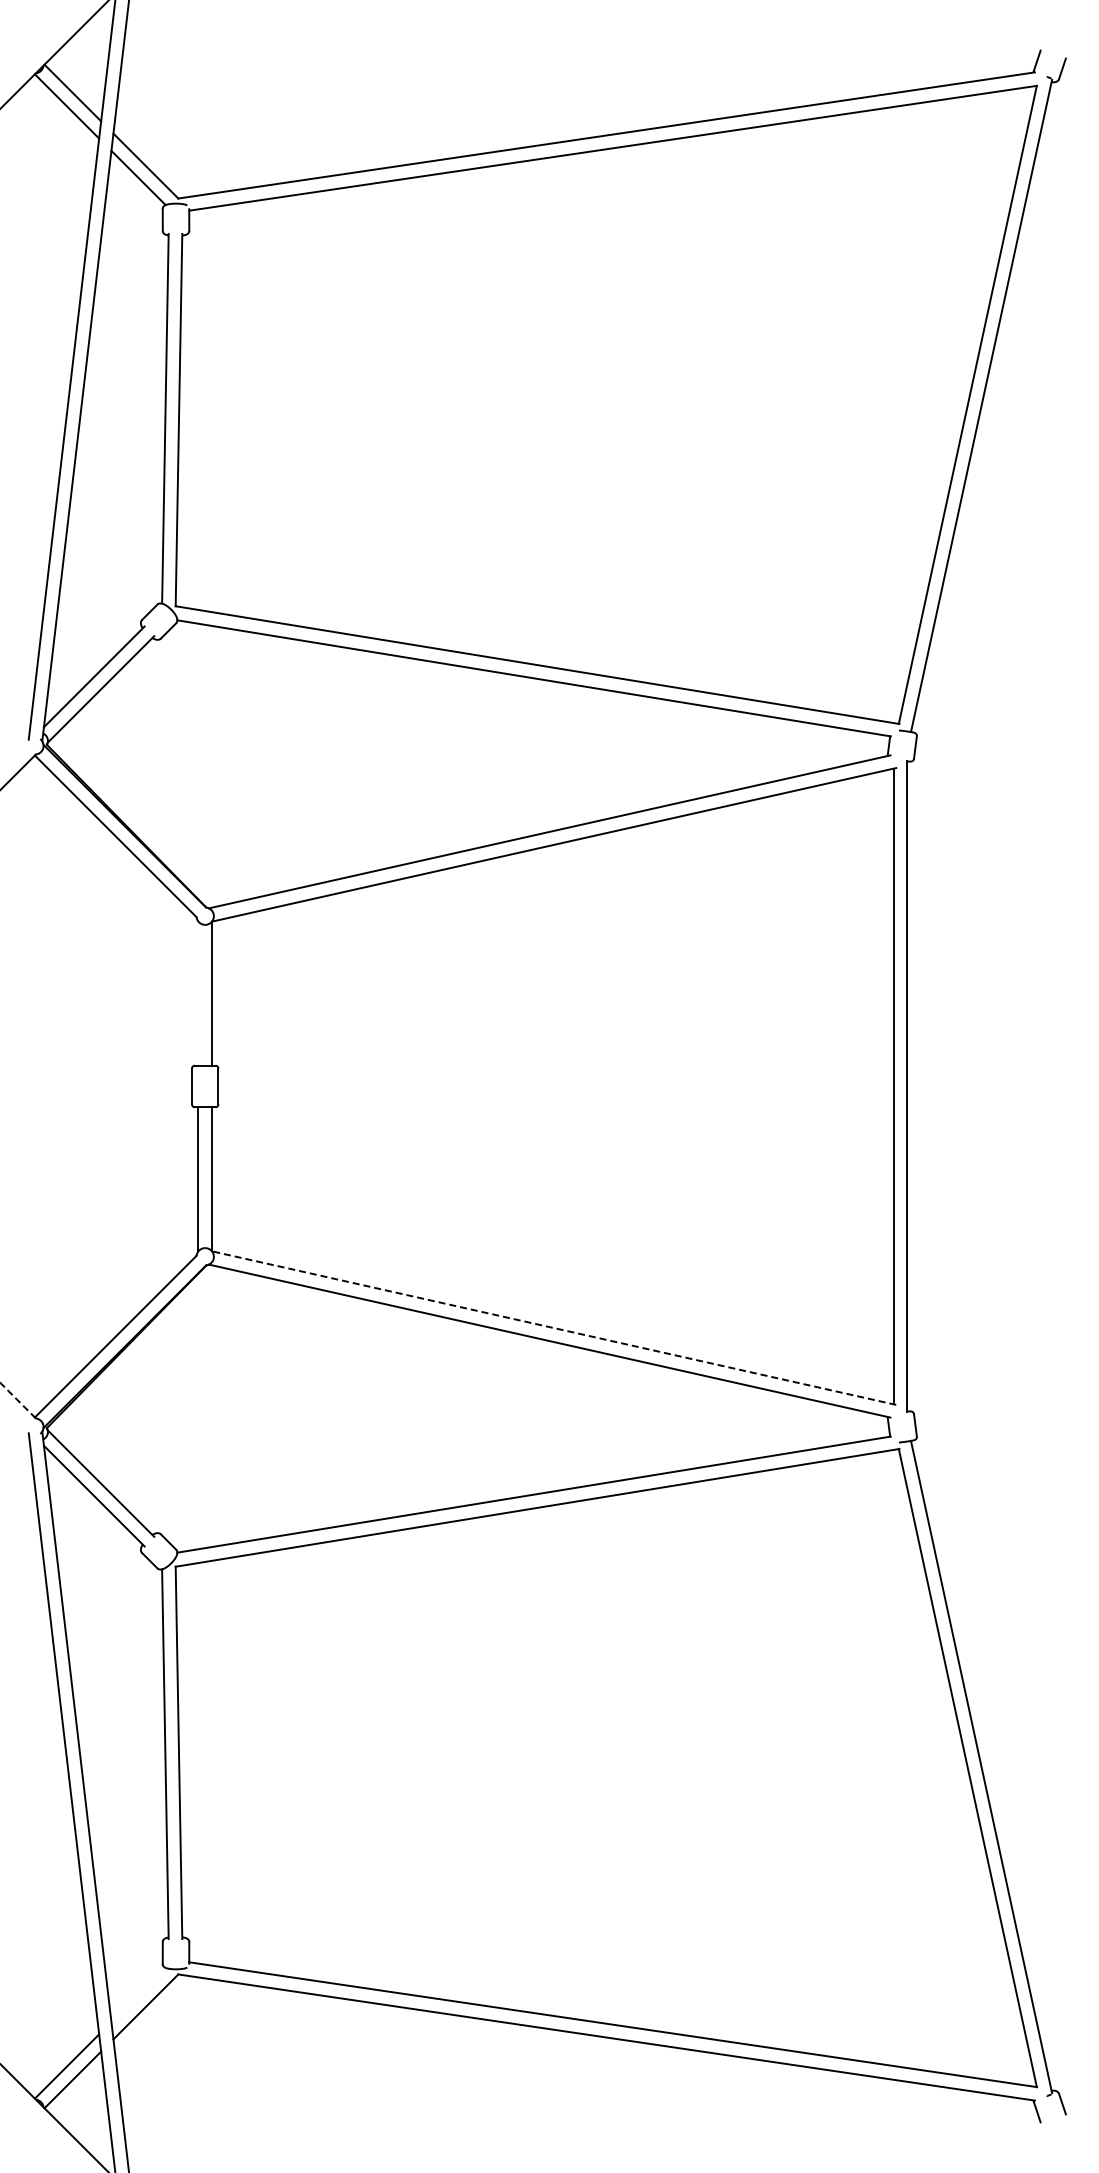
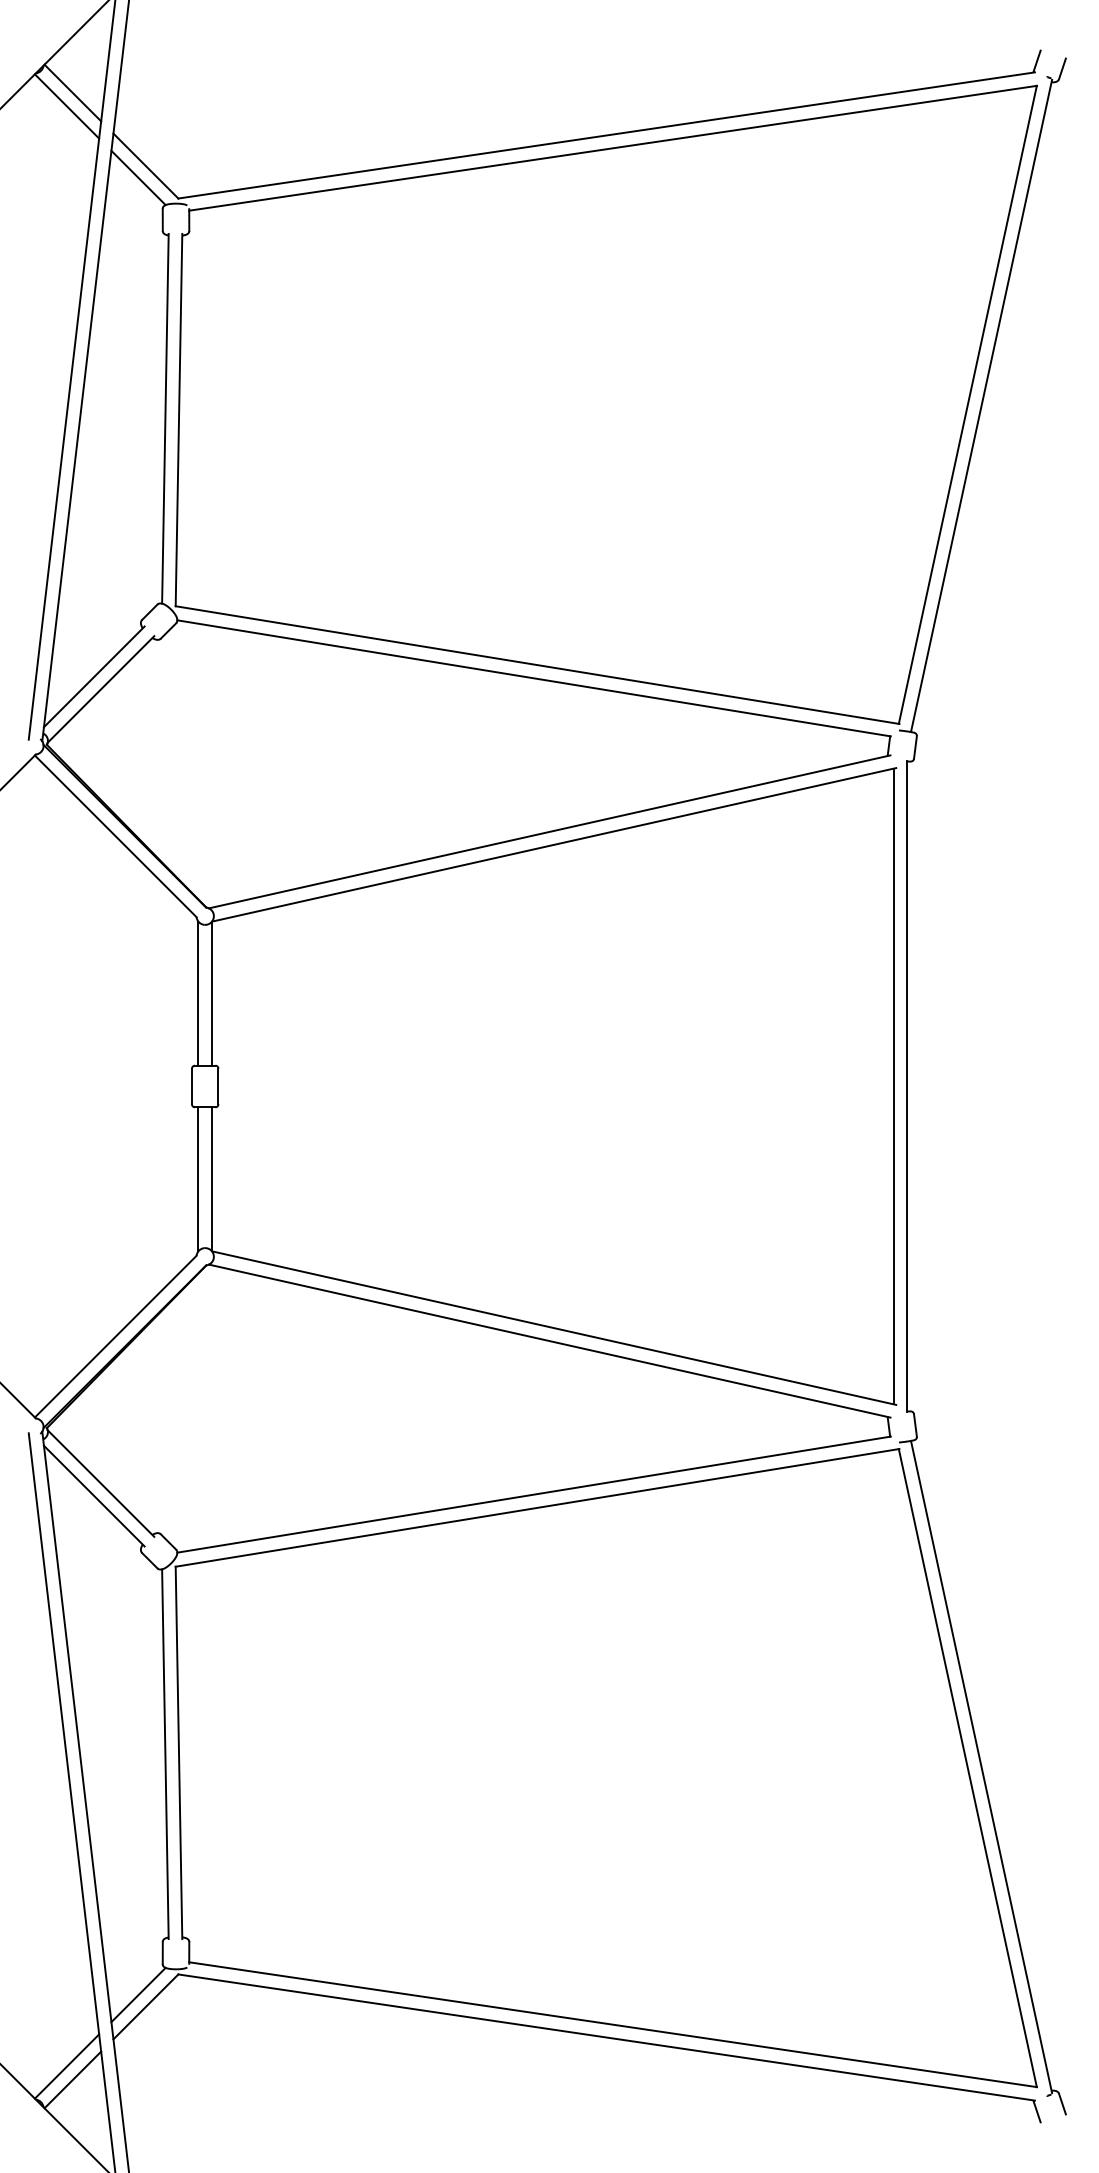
line: none -> present (198, 993)
line: dashed -> solid (554, 1328)
line: dashed -> solid (18, 1400)
line: none -> present (138, 1994)
